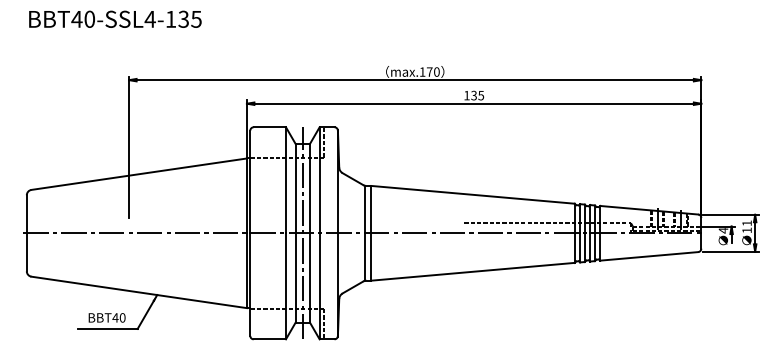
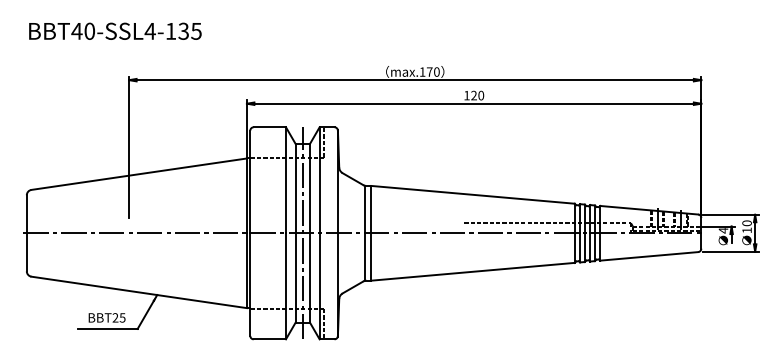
text position: (115, 18) -> (115, 30) (115, 30)
text: 135 -> 120 (477, 95)
text: 11 -> 10 (746, 223)
text: BBT40 -> BBT25 (118, 317)
